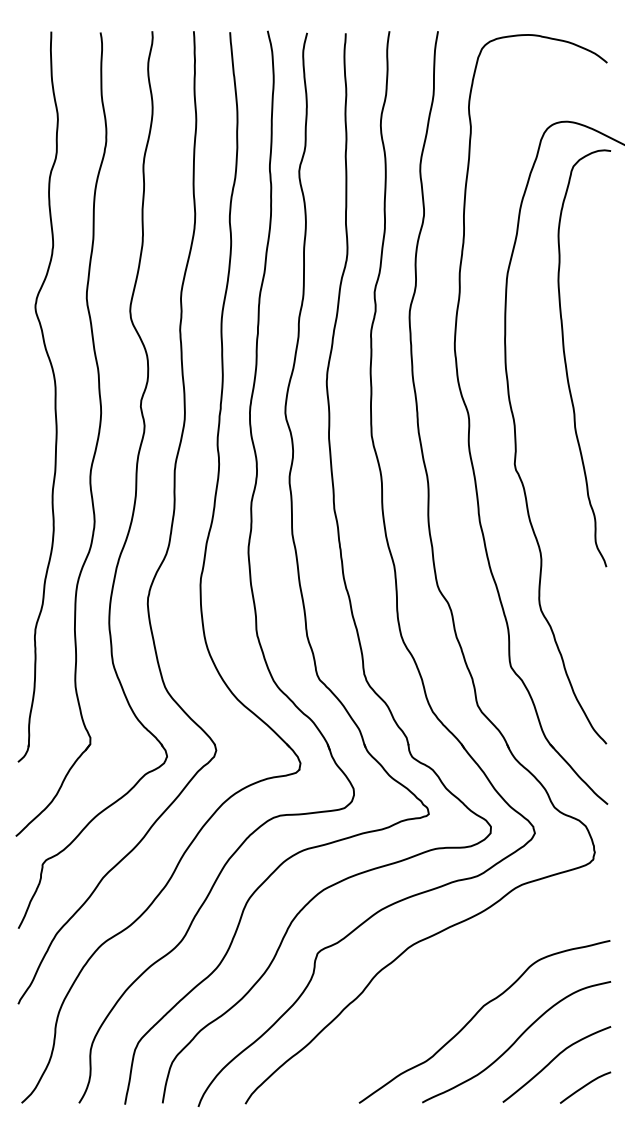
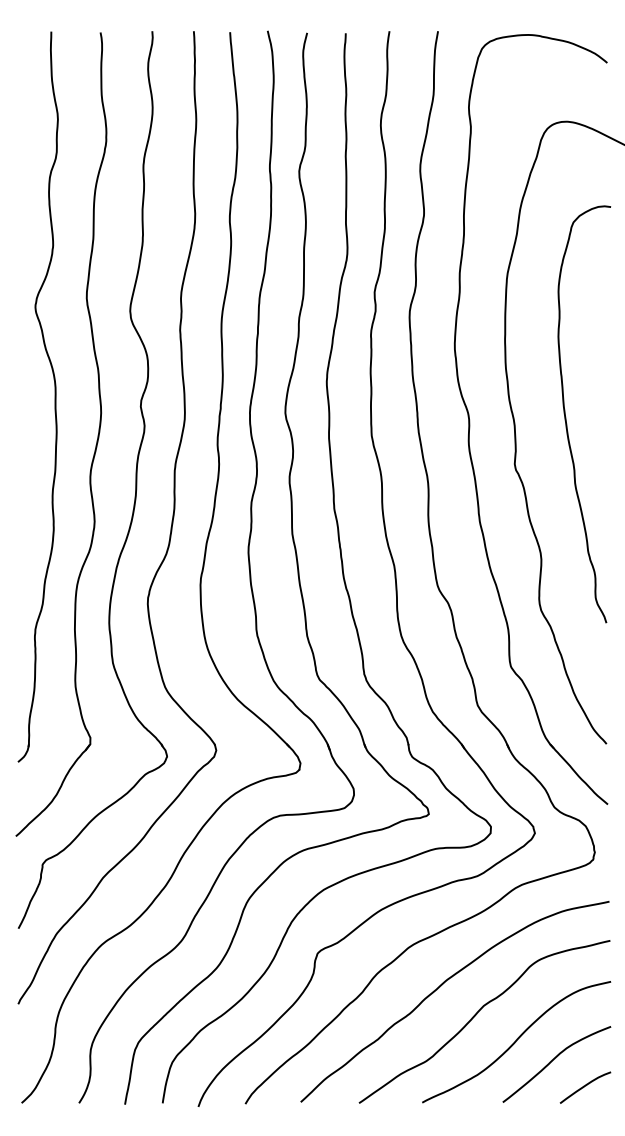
curve position: (566, 361) -> (566, 417) (566, 417)
curve: none -> present (440, 987)
